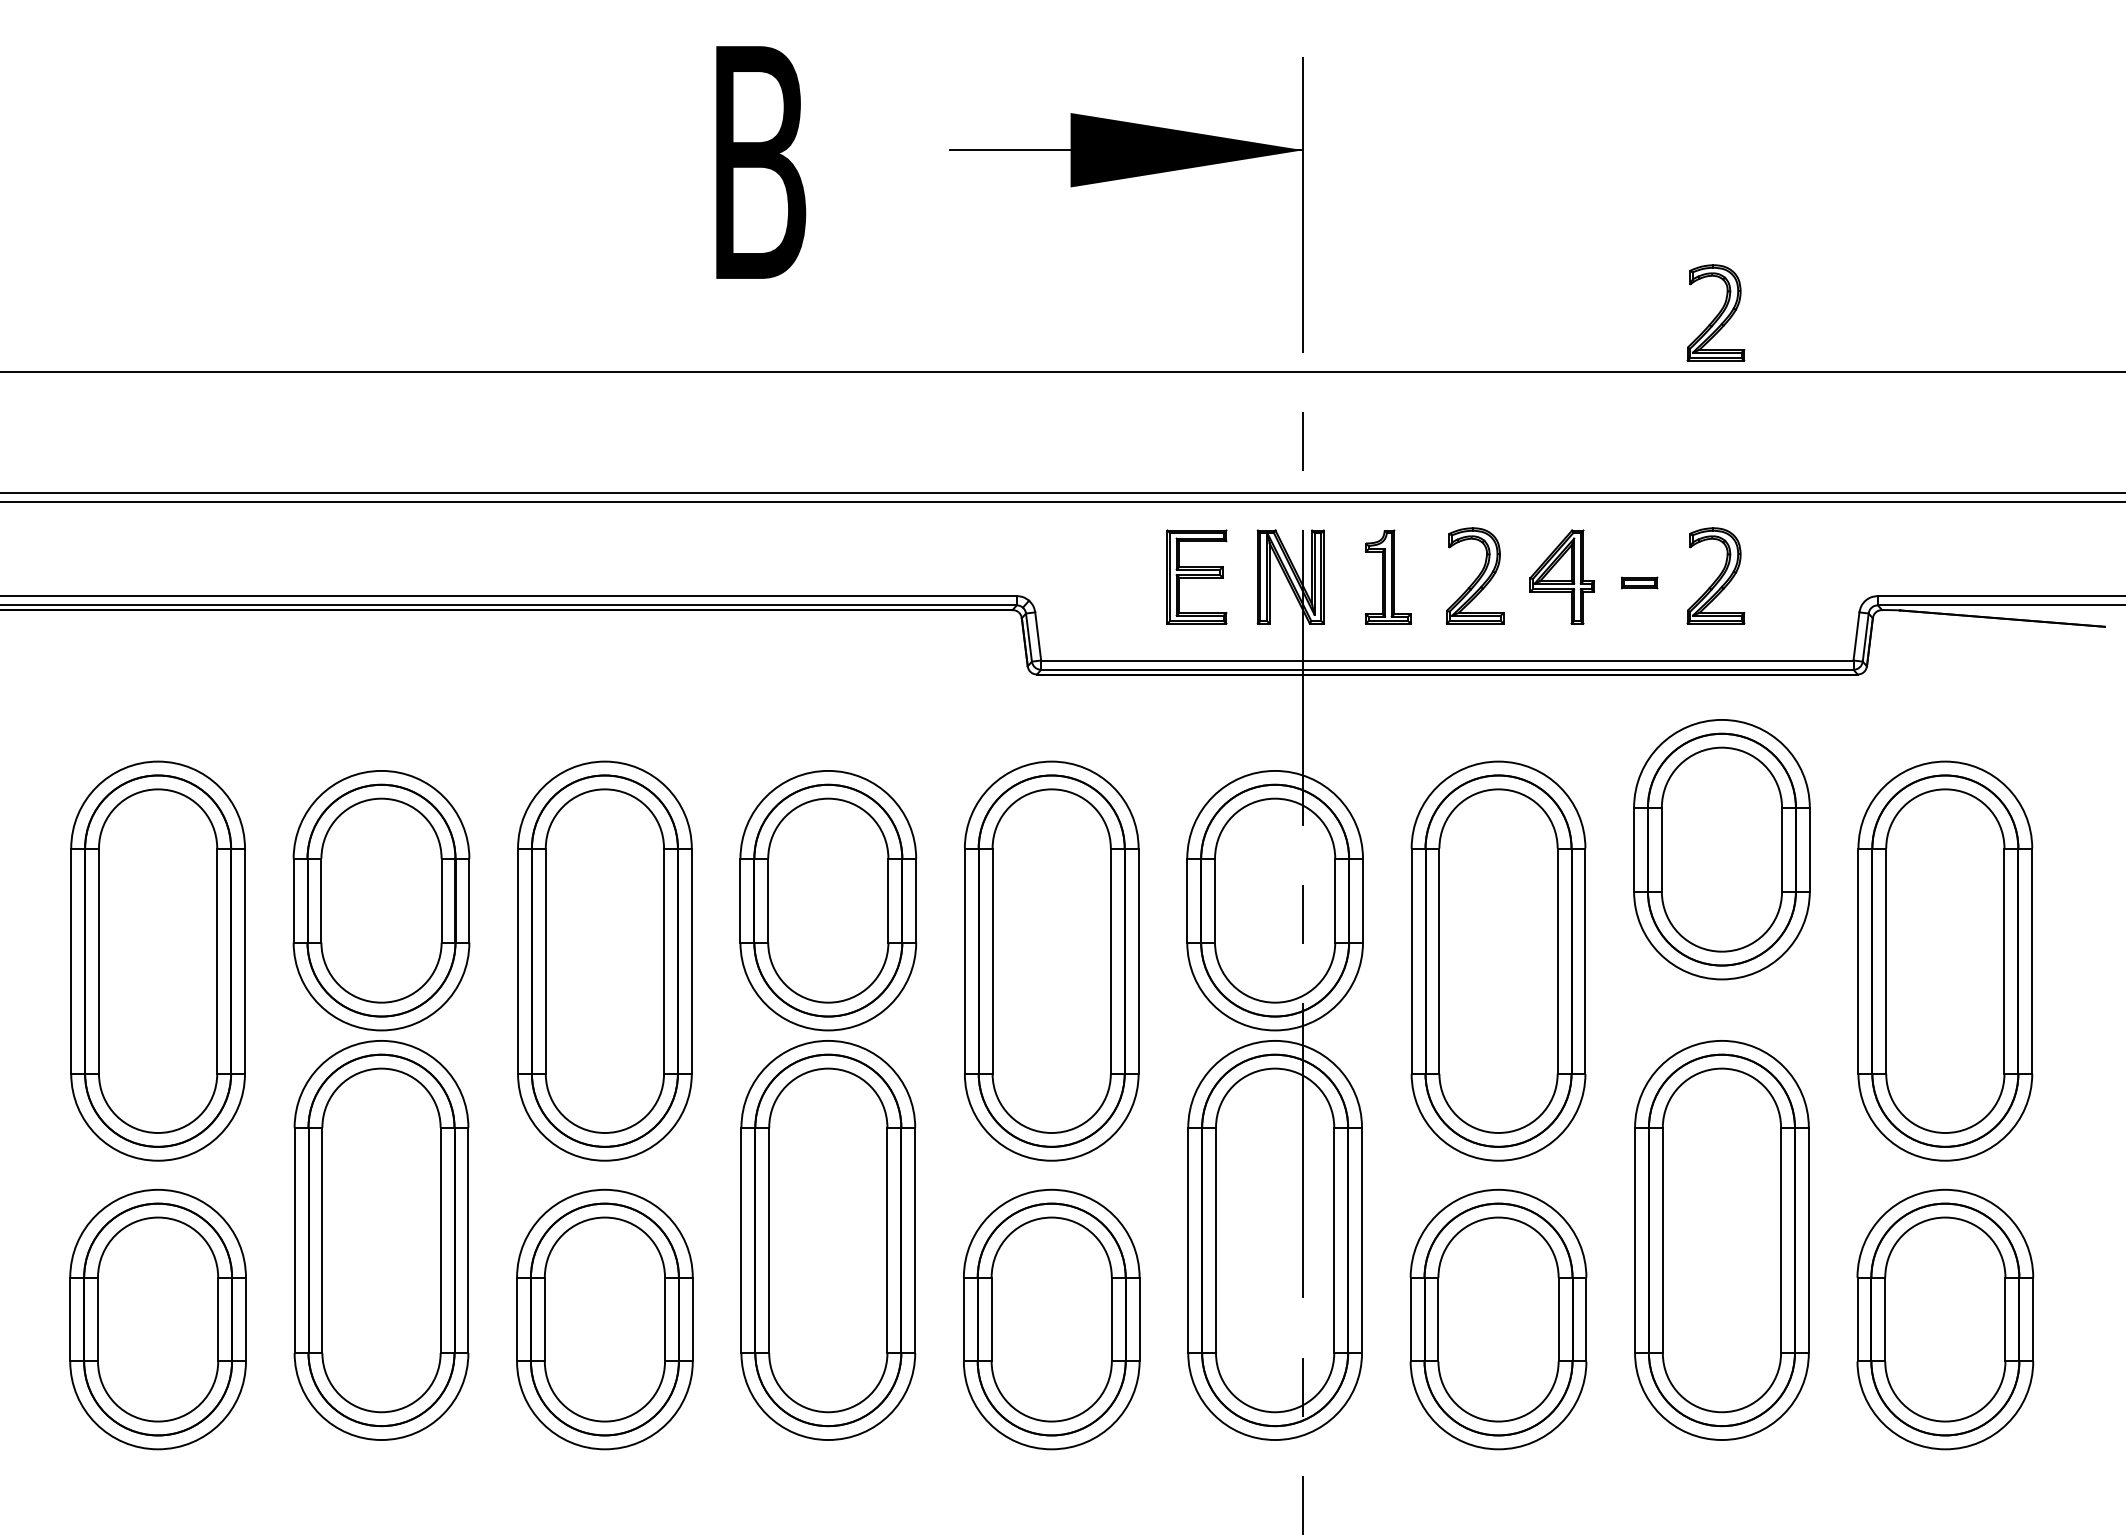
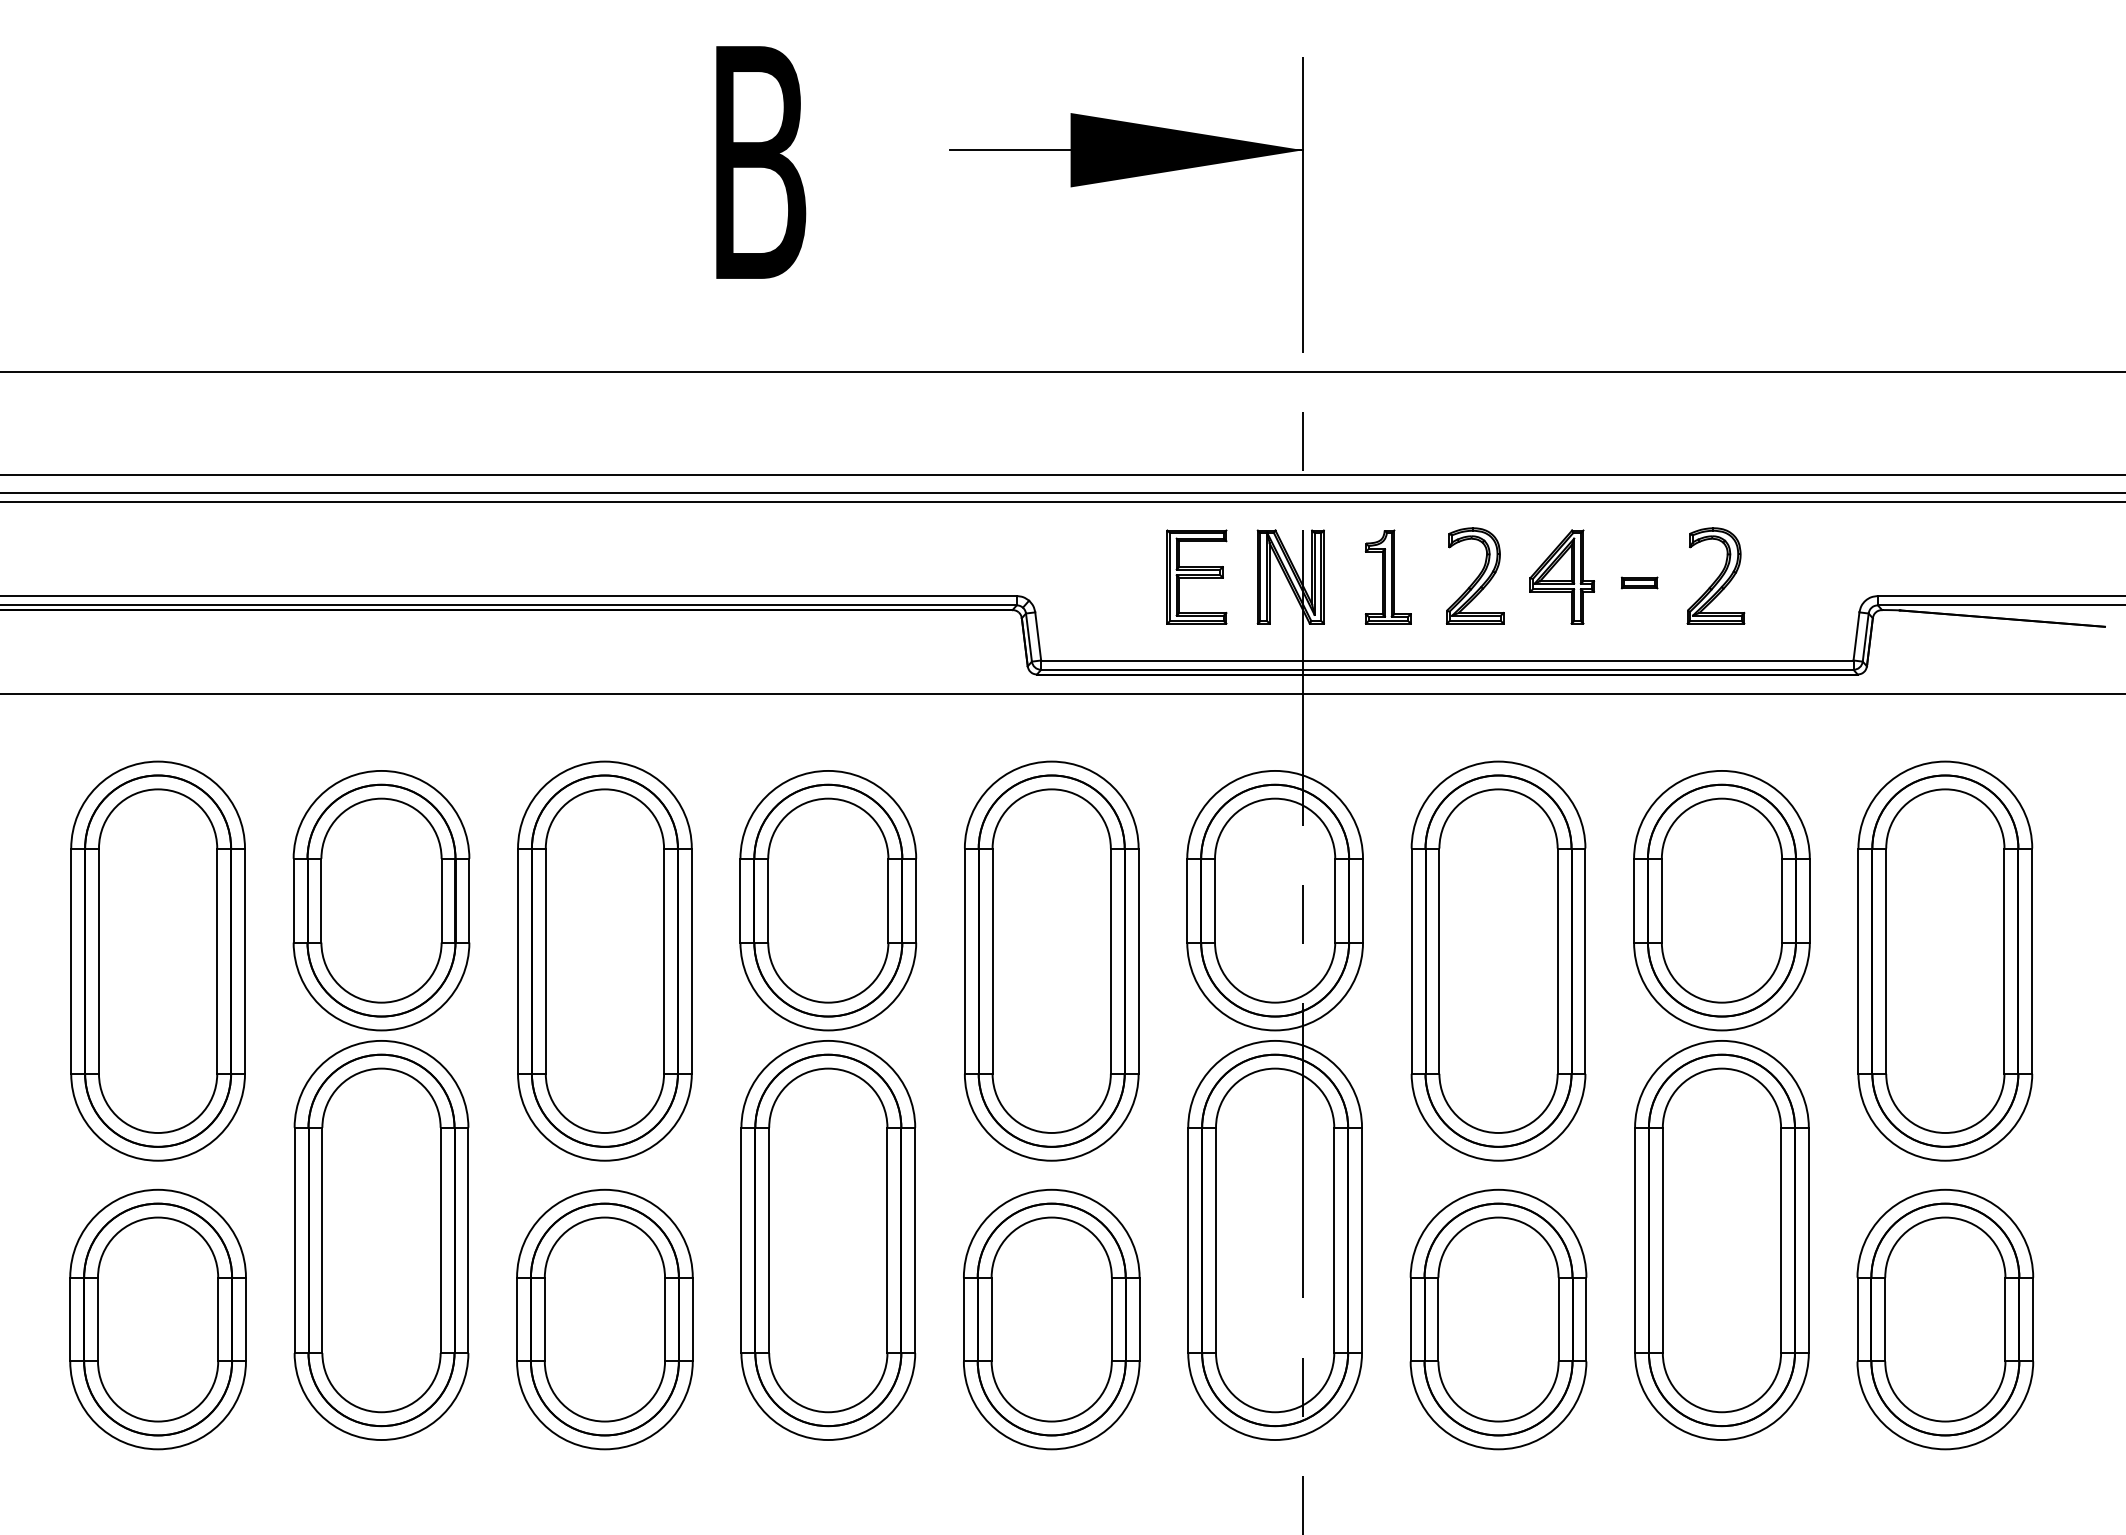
part: present -> none (1715, 312)
line: none -> present (1062, 474)
line: none -> present (1062, 693)
part position: (1721, 849) -> (1721, 900) (1721, 900)
